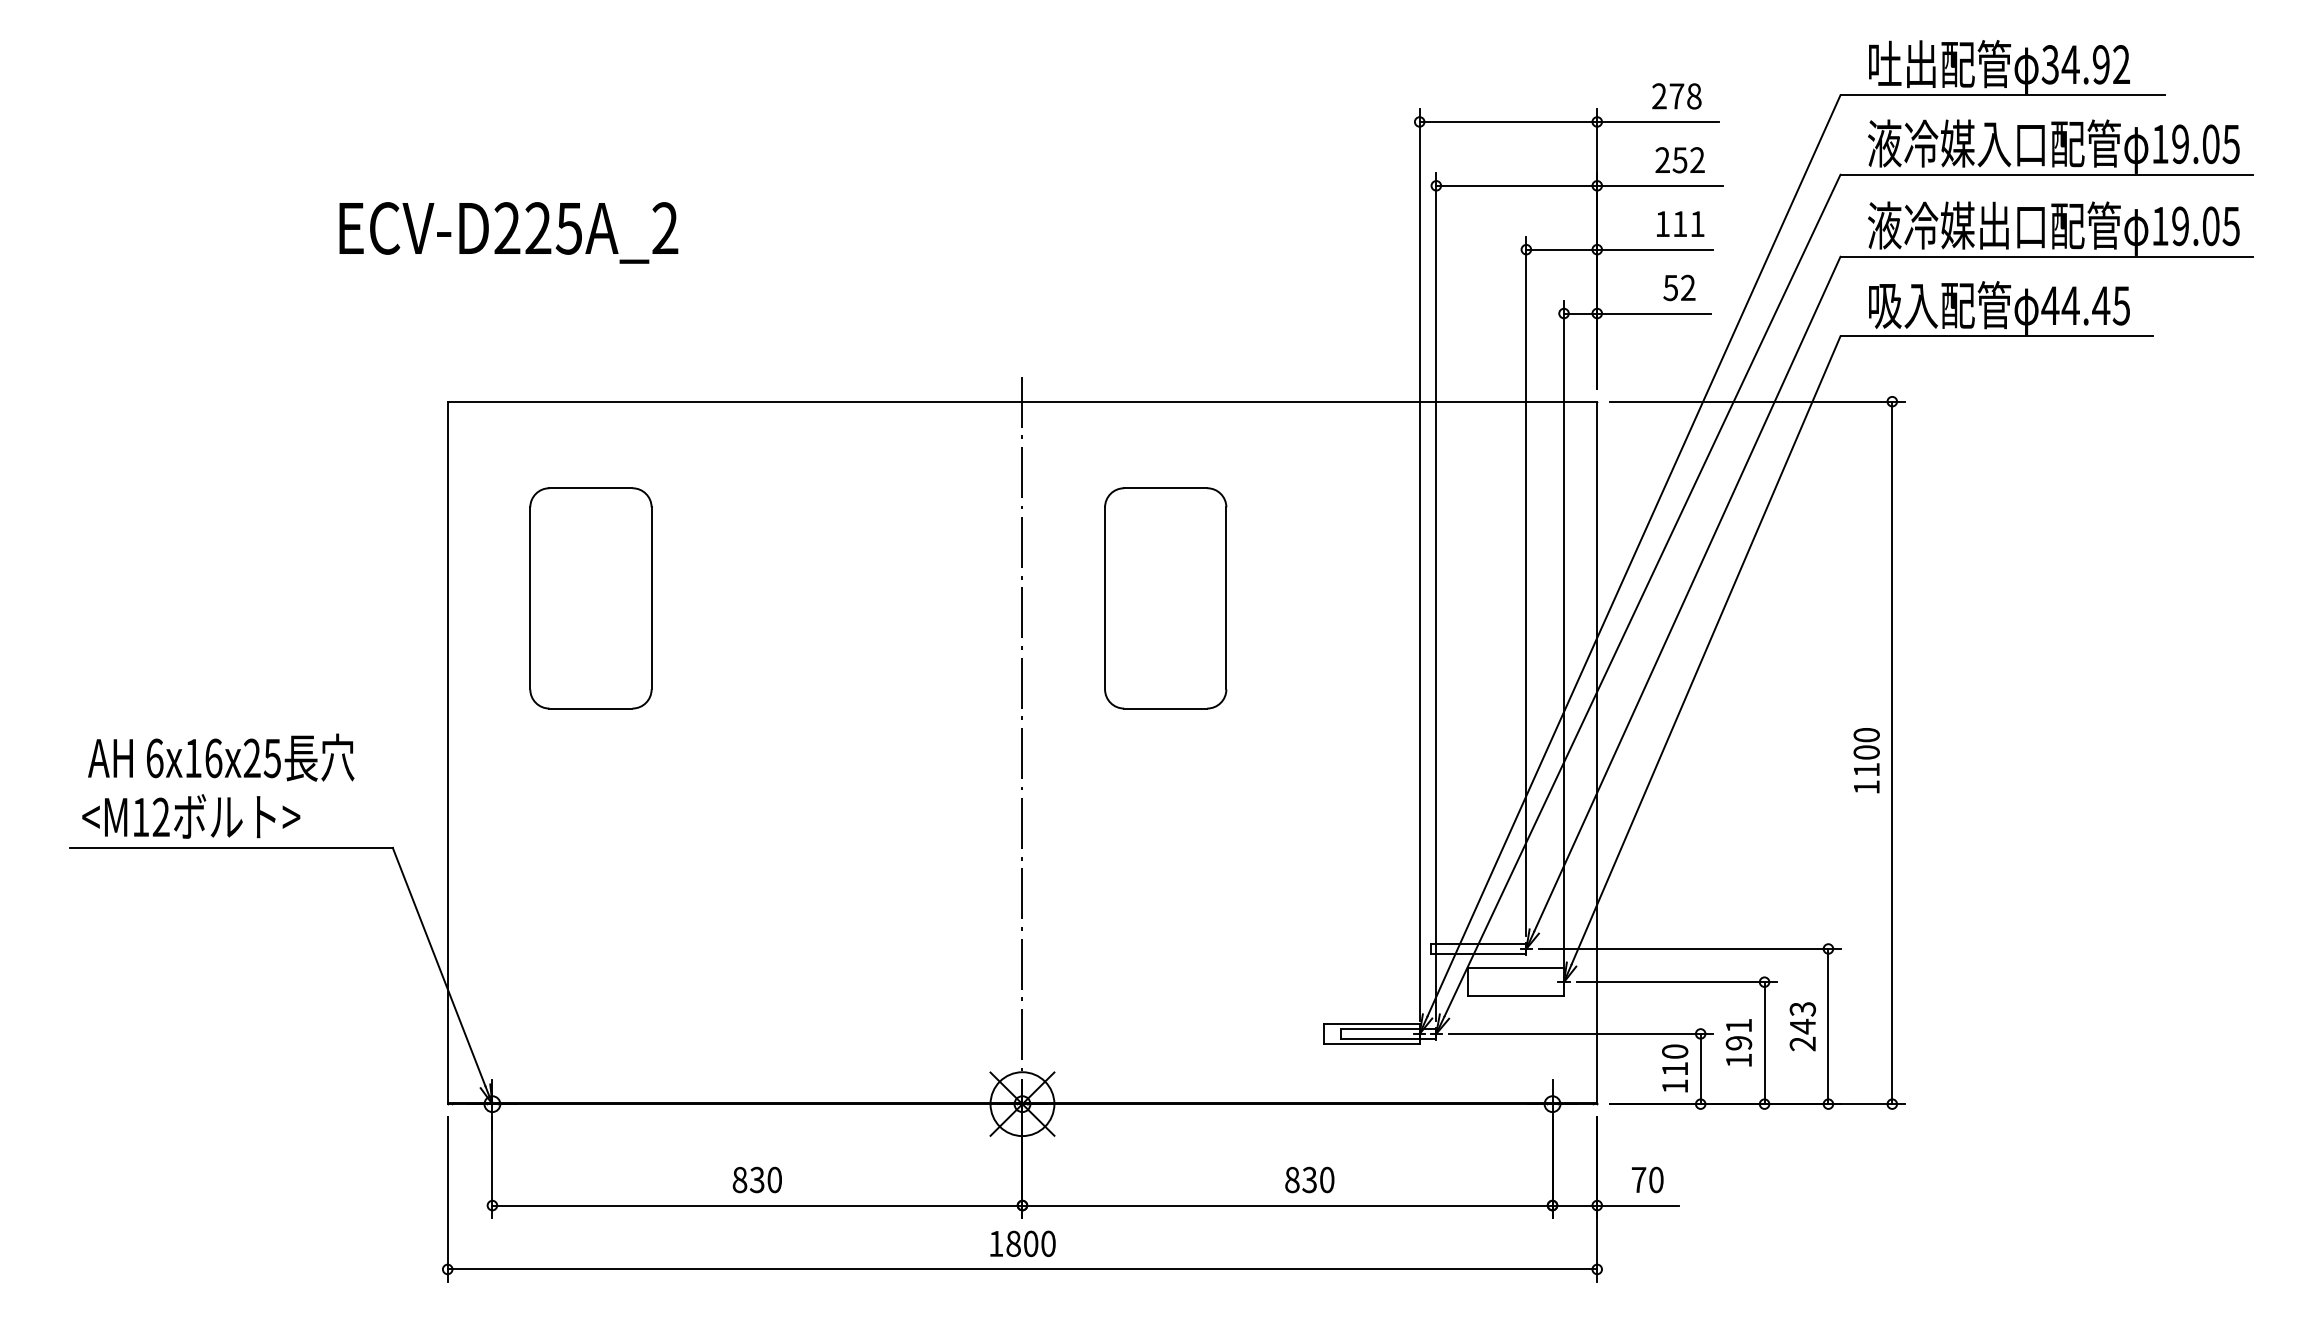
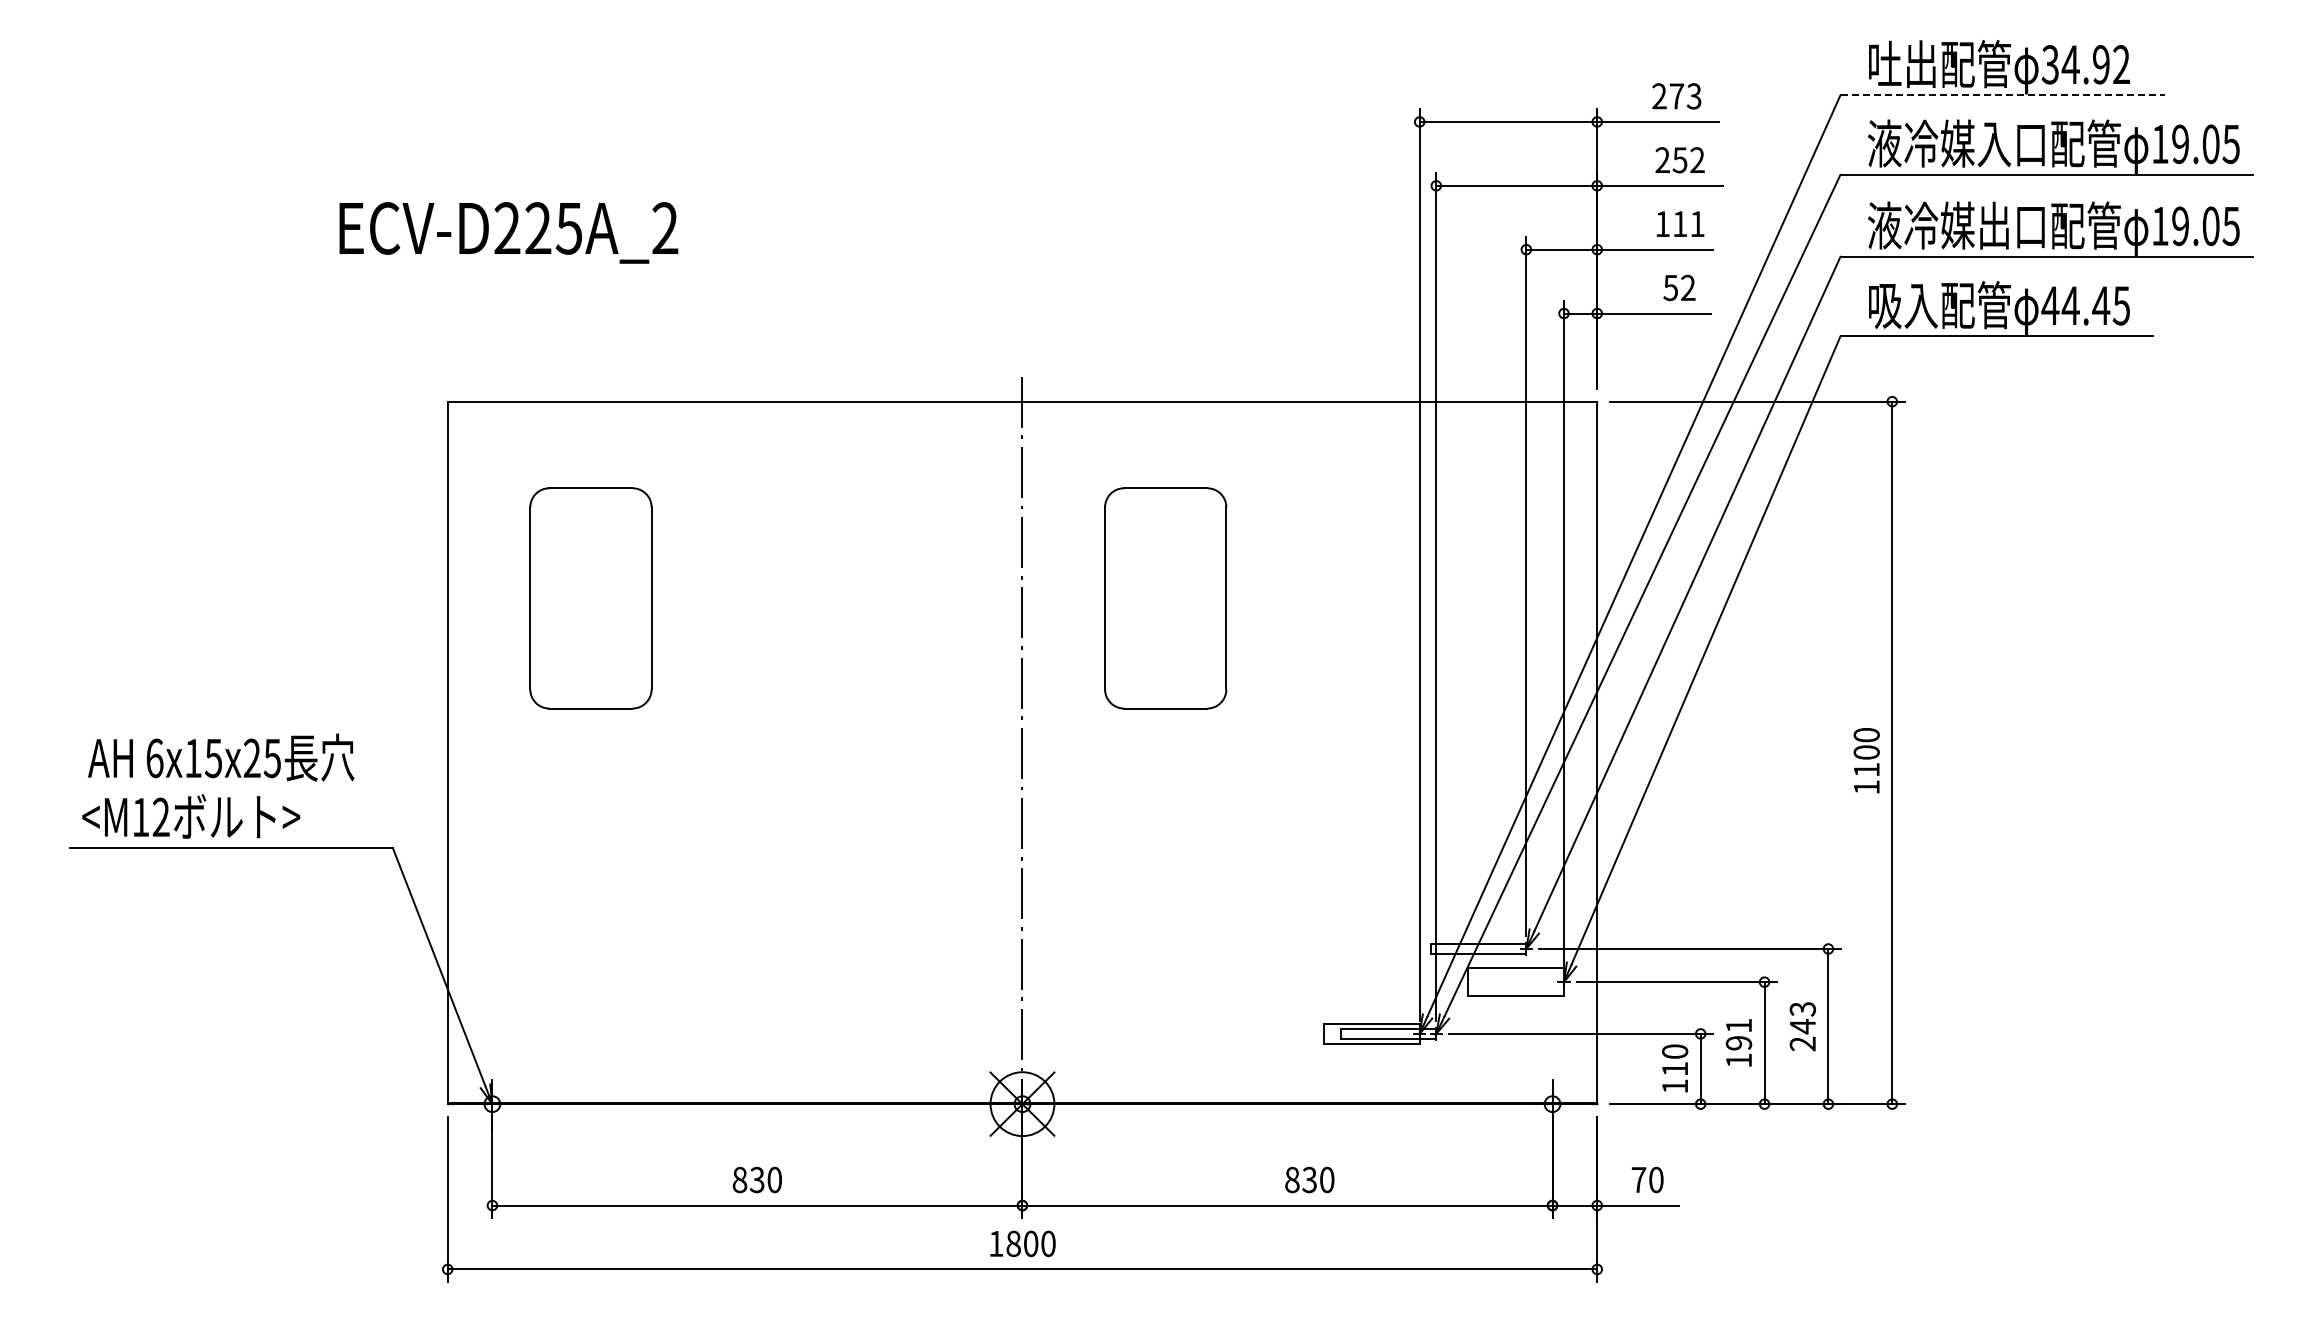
line: solid -> dashed (2003, 95)
text: 278 -> 273 (1693, 96)
text: 6x16x25 -> 6x15x25 (213, 758)
